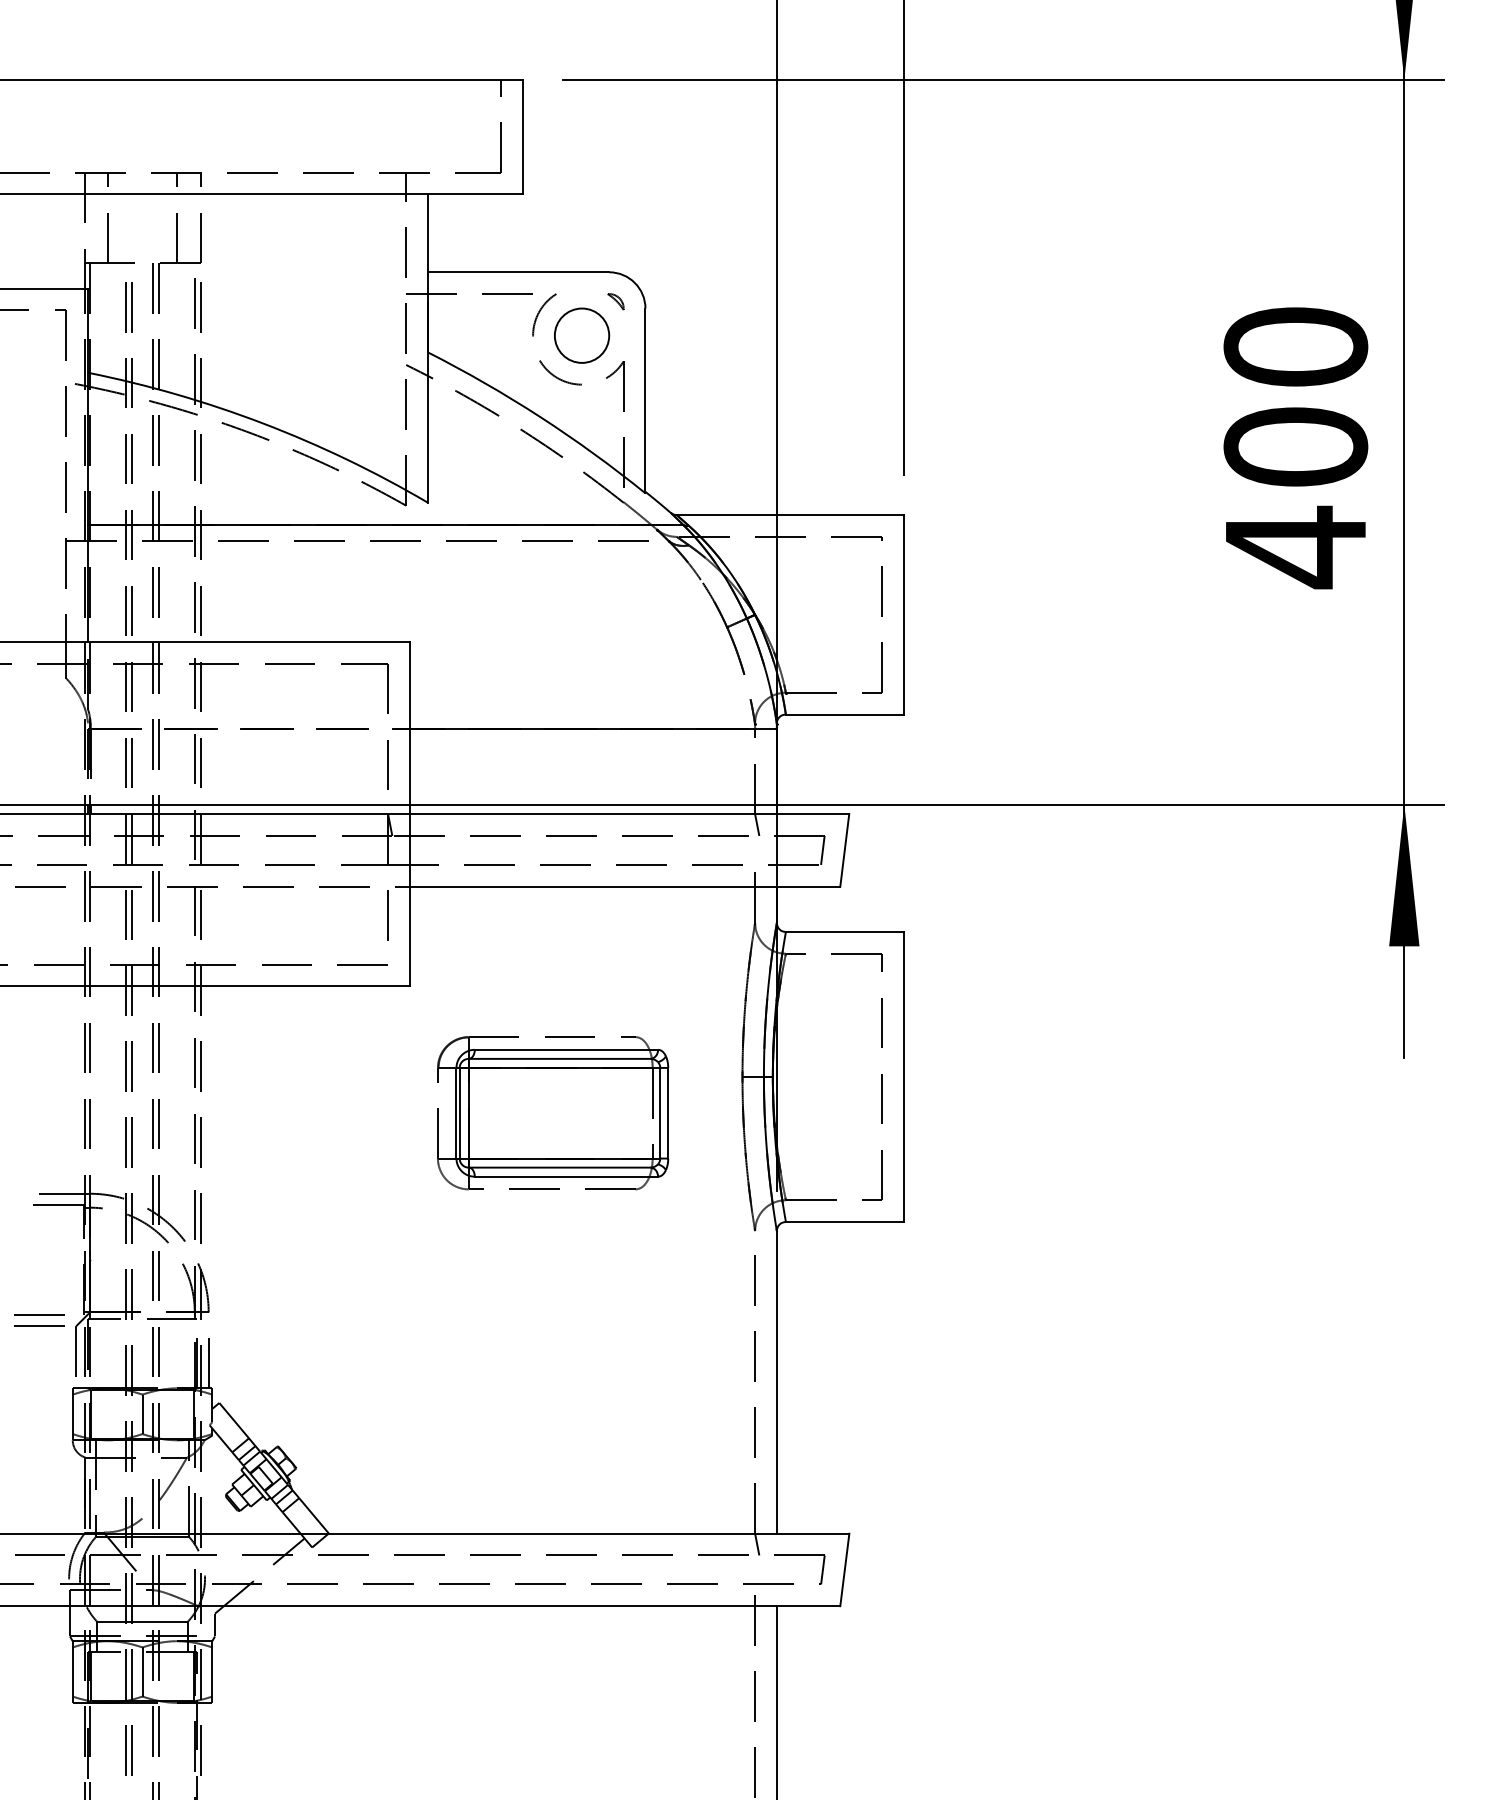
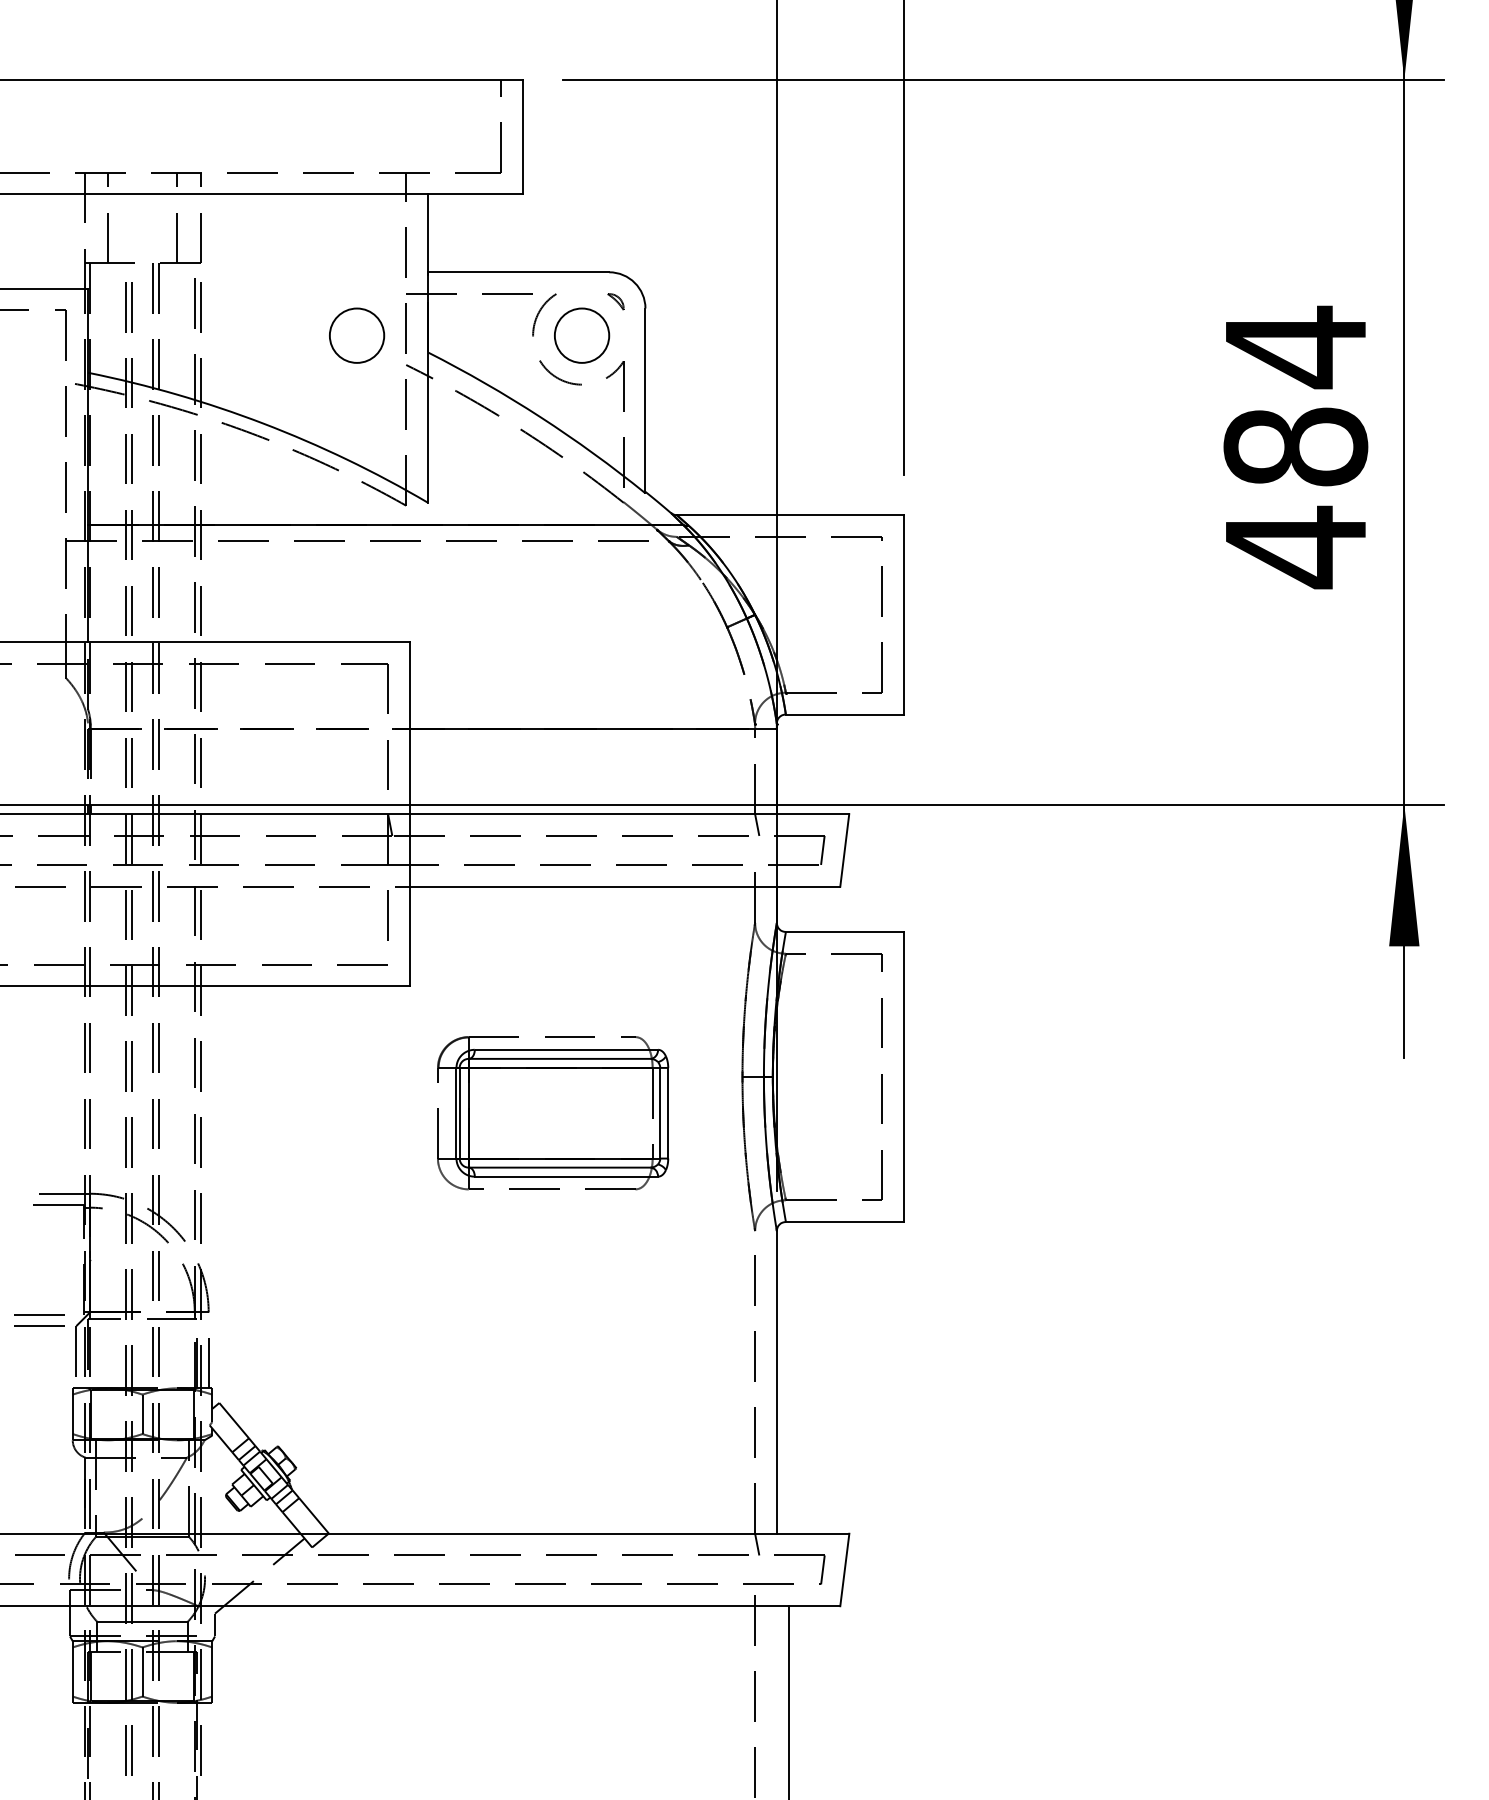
circle: none -> present (357, 335)
text: 400 -> 484 (1295, 395)
line position: (776, 1701) -> (788, 1701) (788, 1701)
